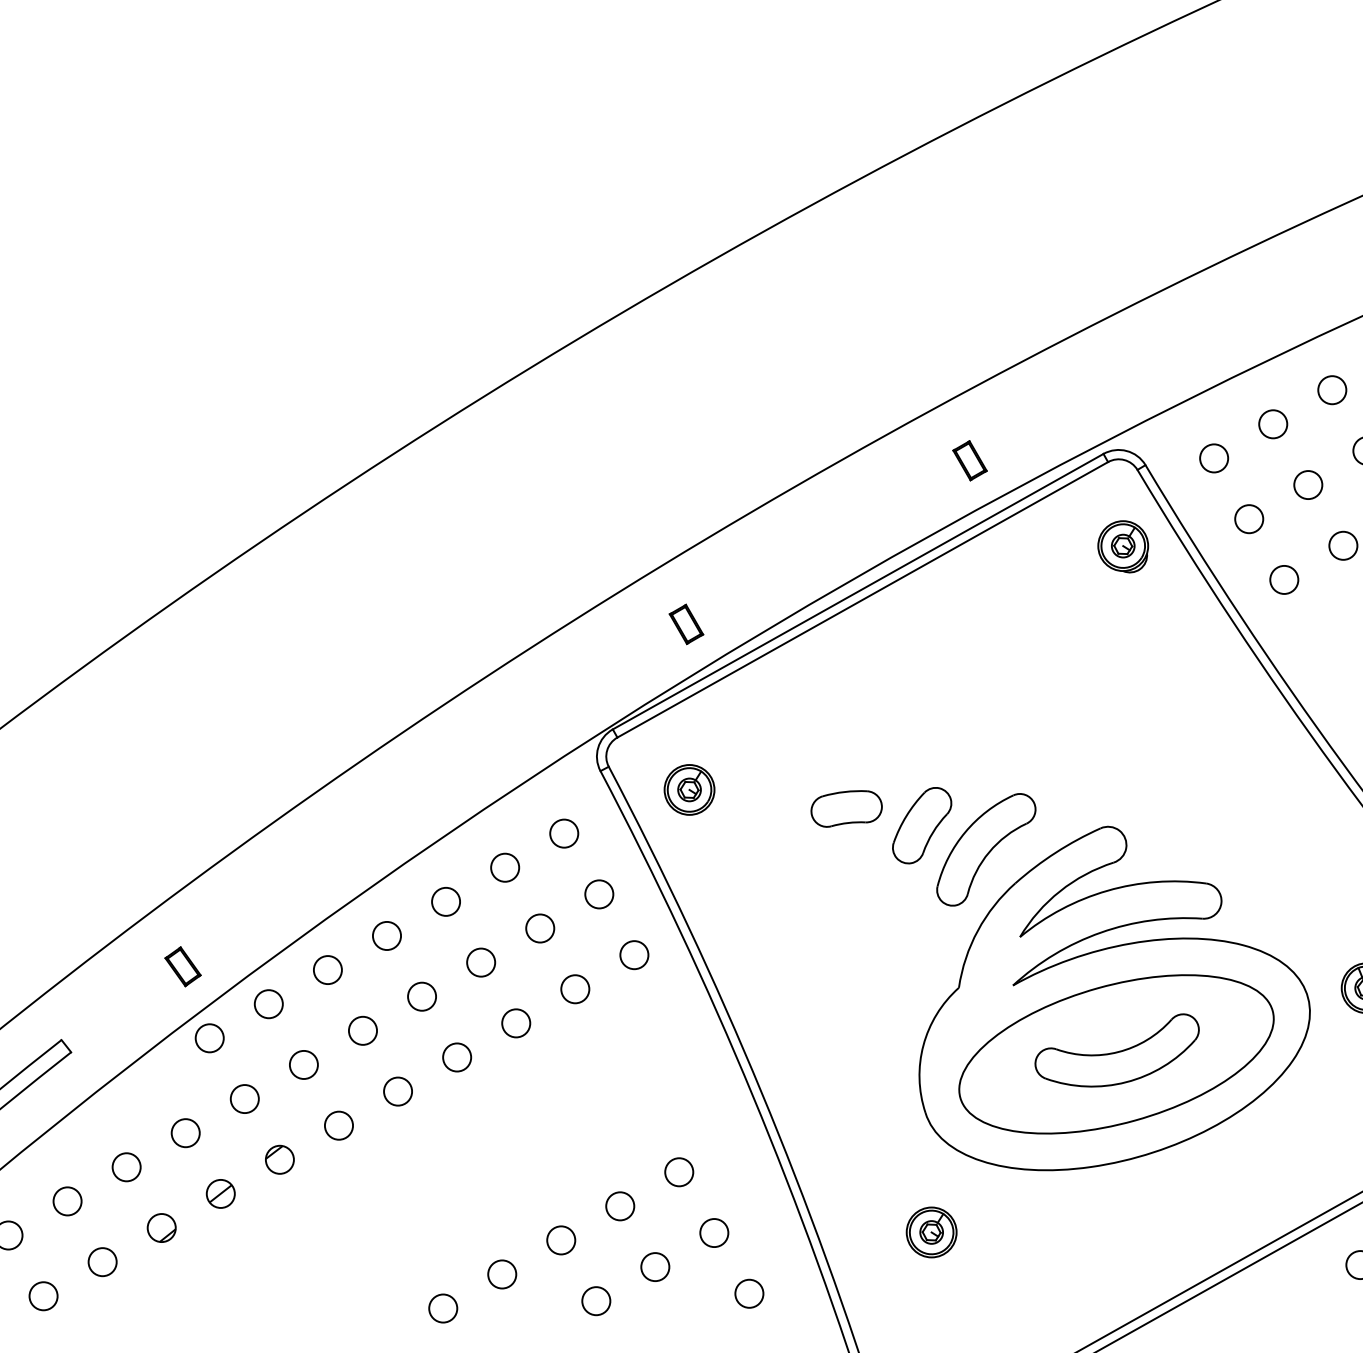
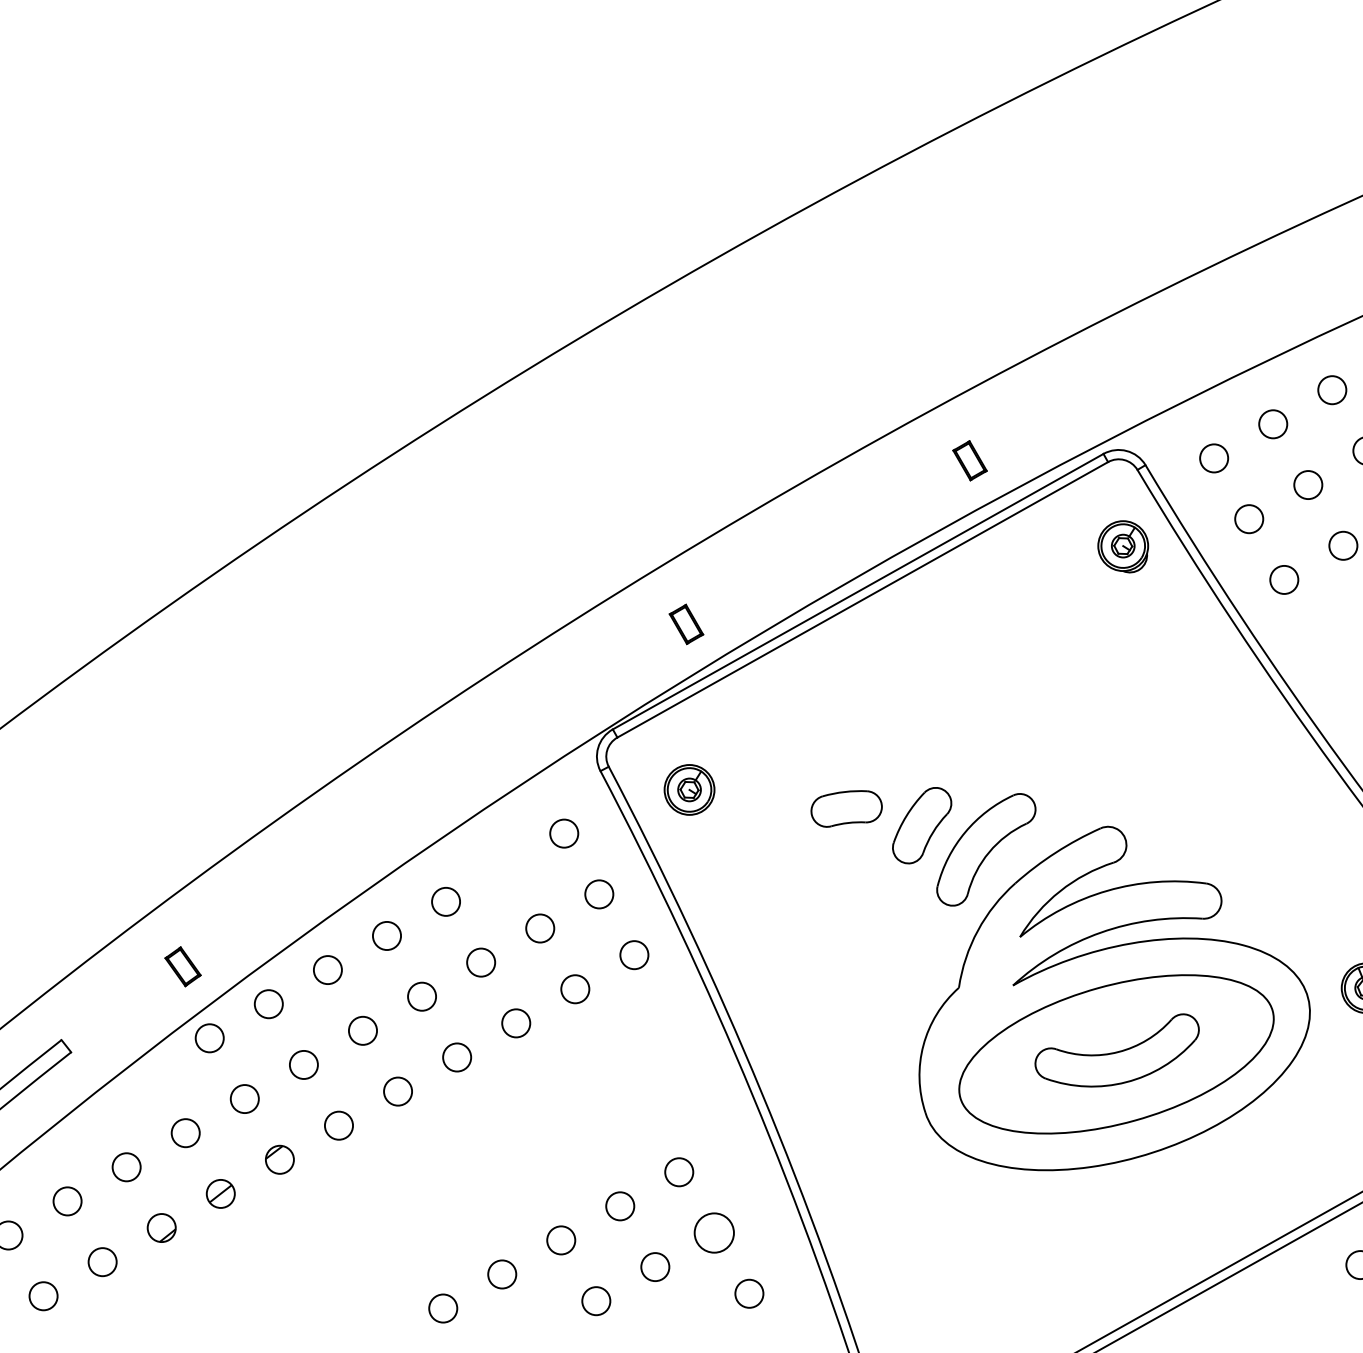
circle: present -> none (505, 867)
part: present -> none (931, 1232)
circle diameter: 28 px -> 39 px (713, 1232)
